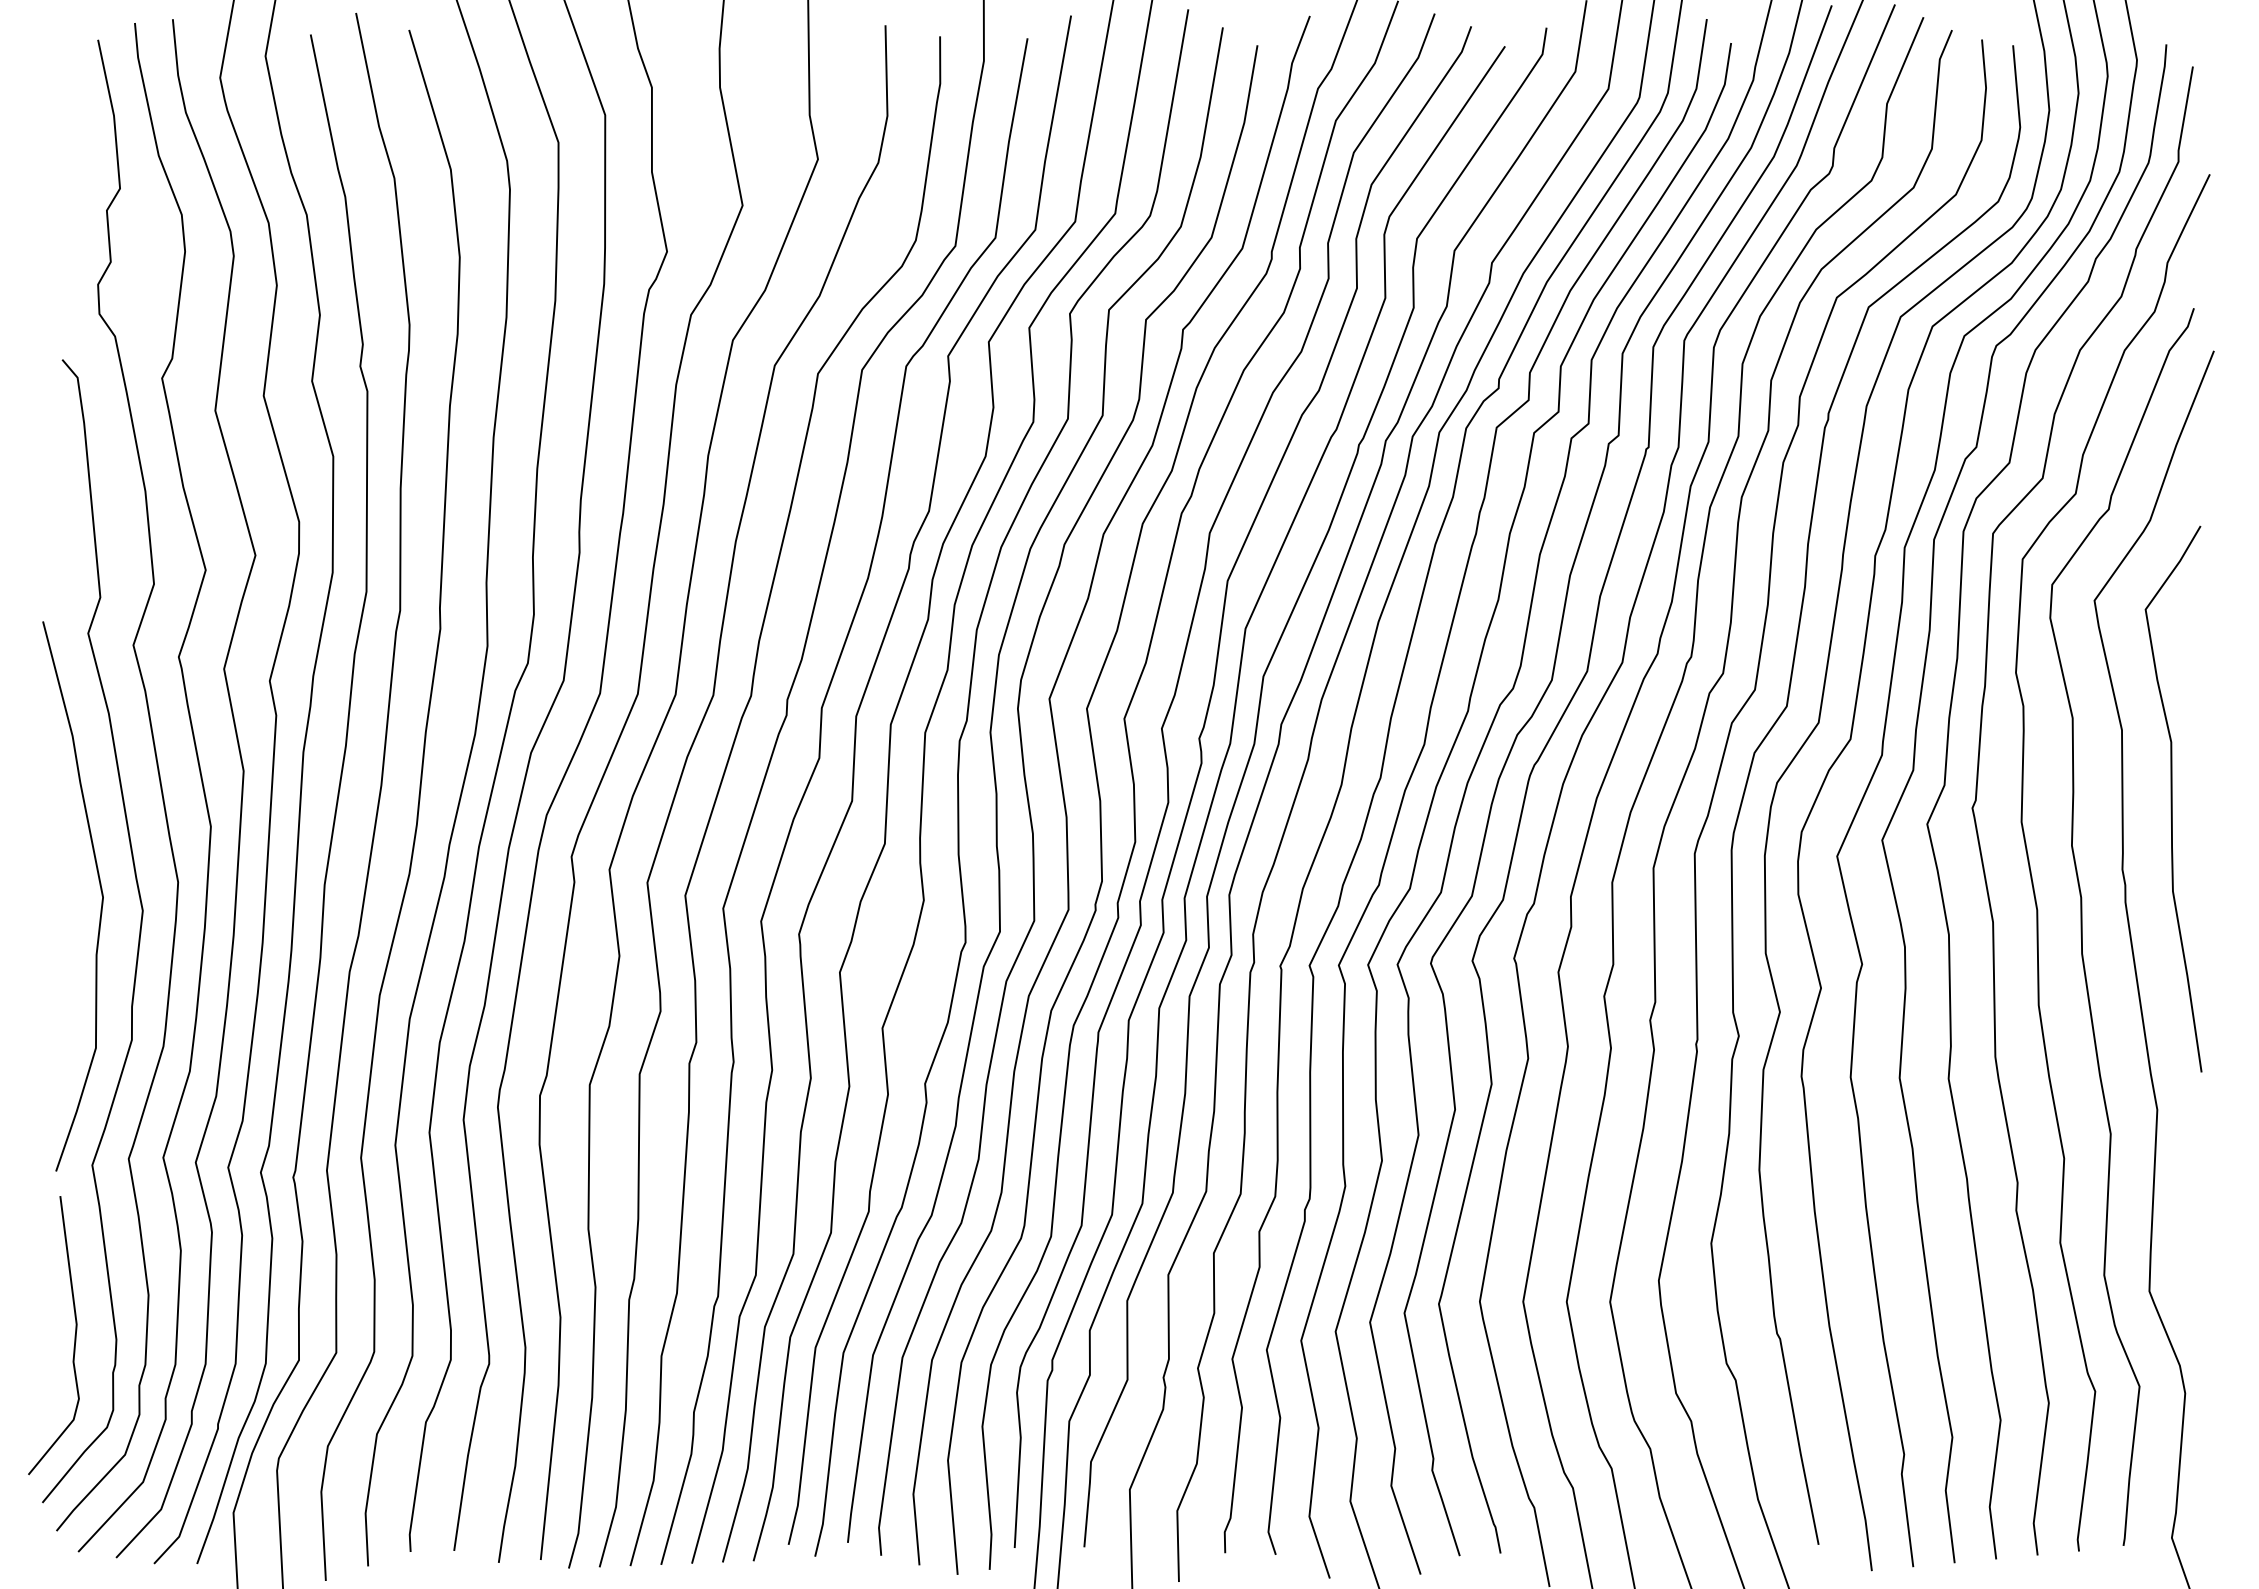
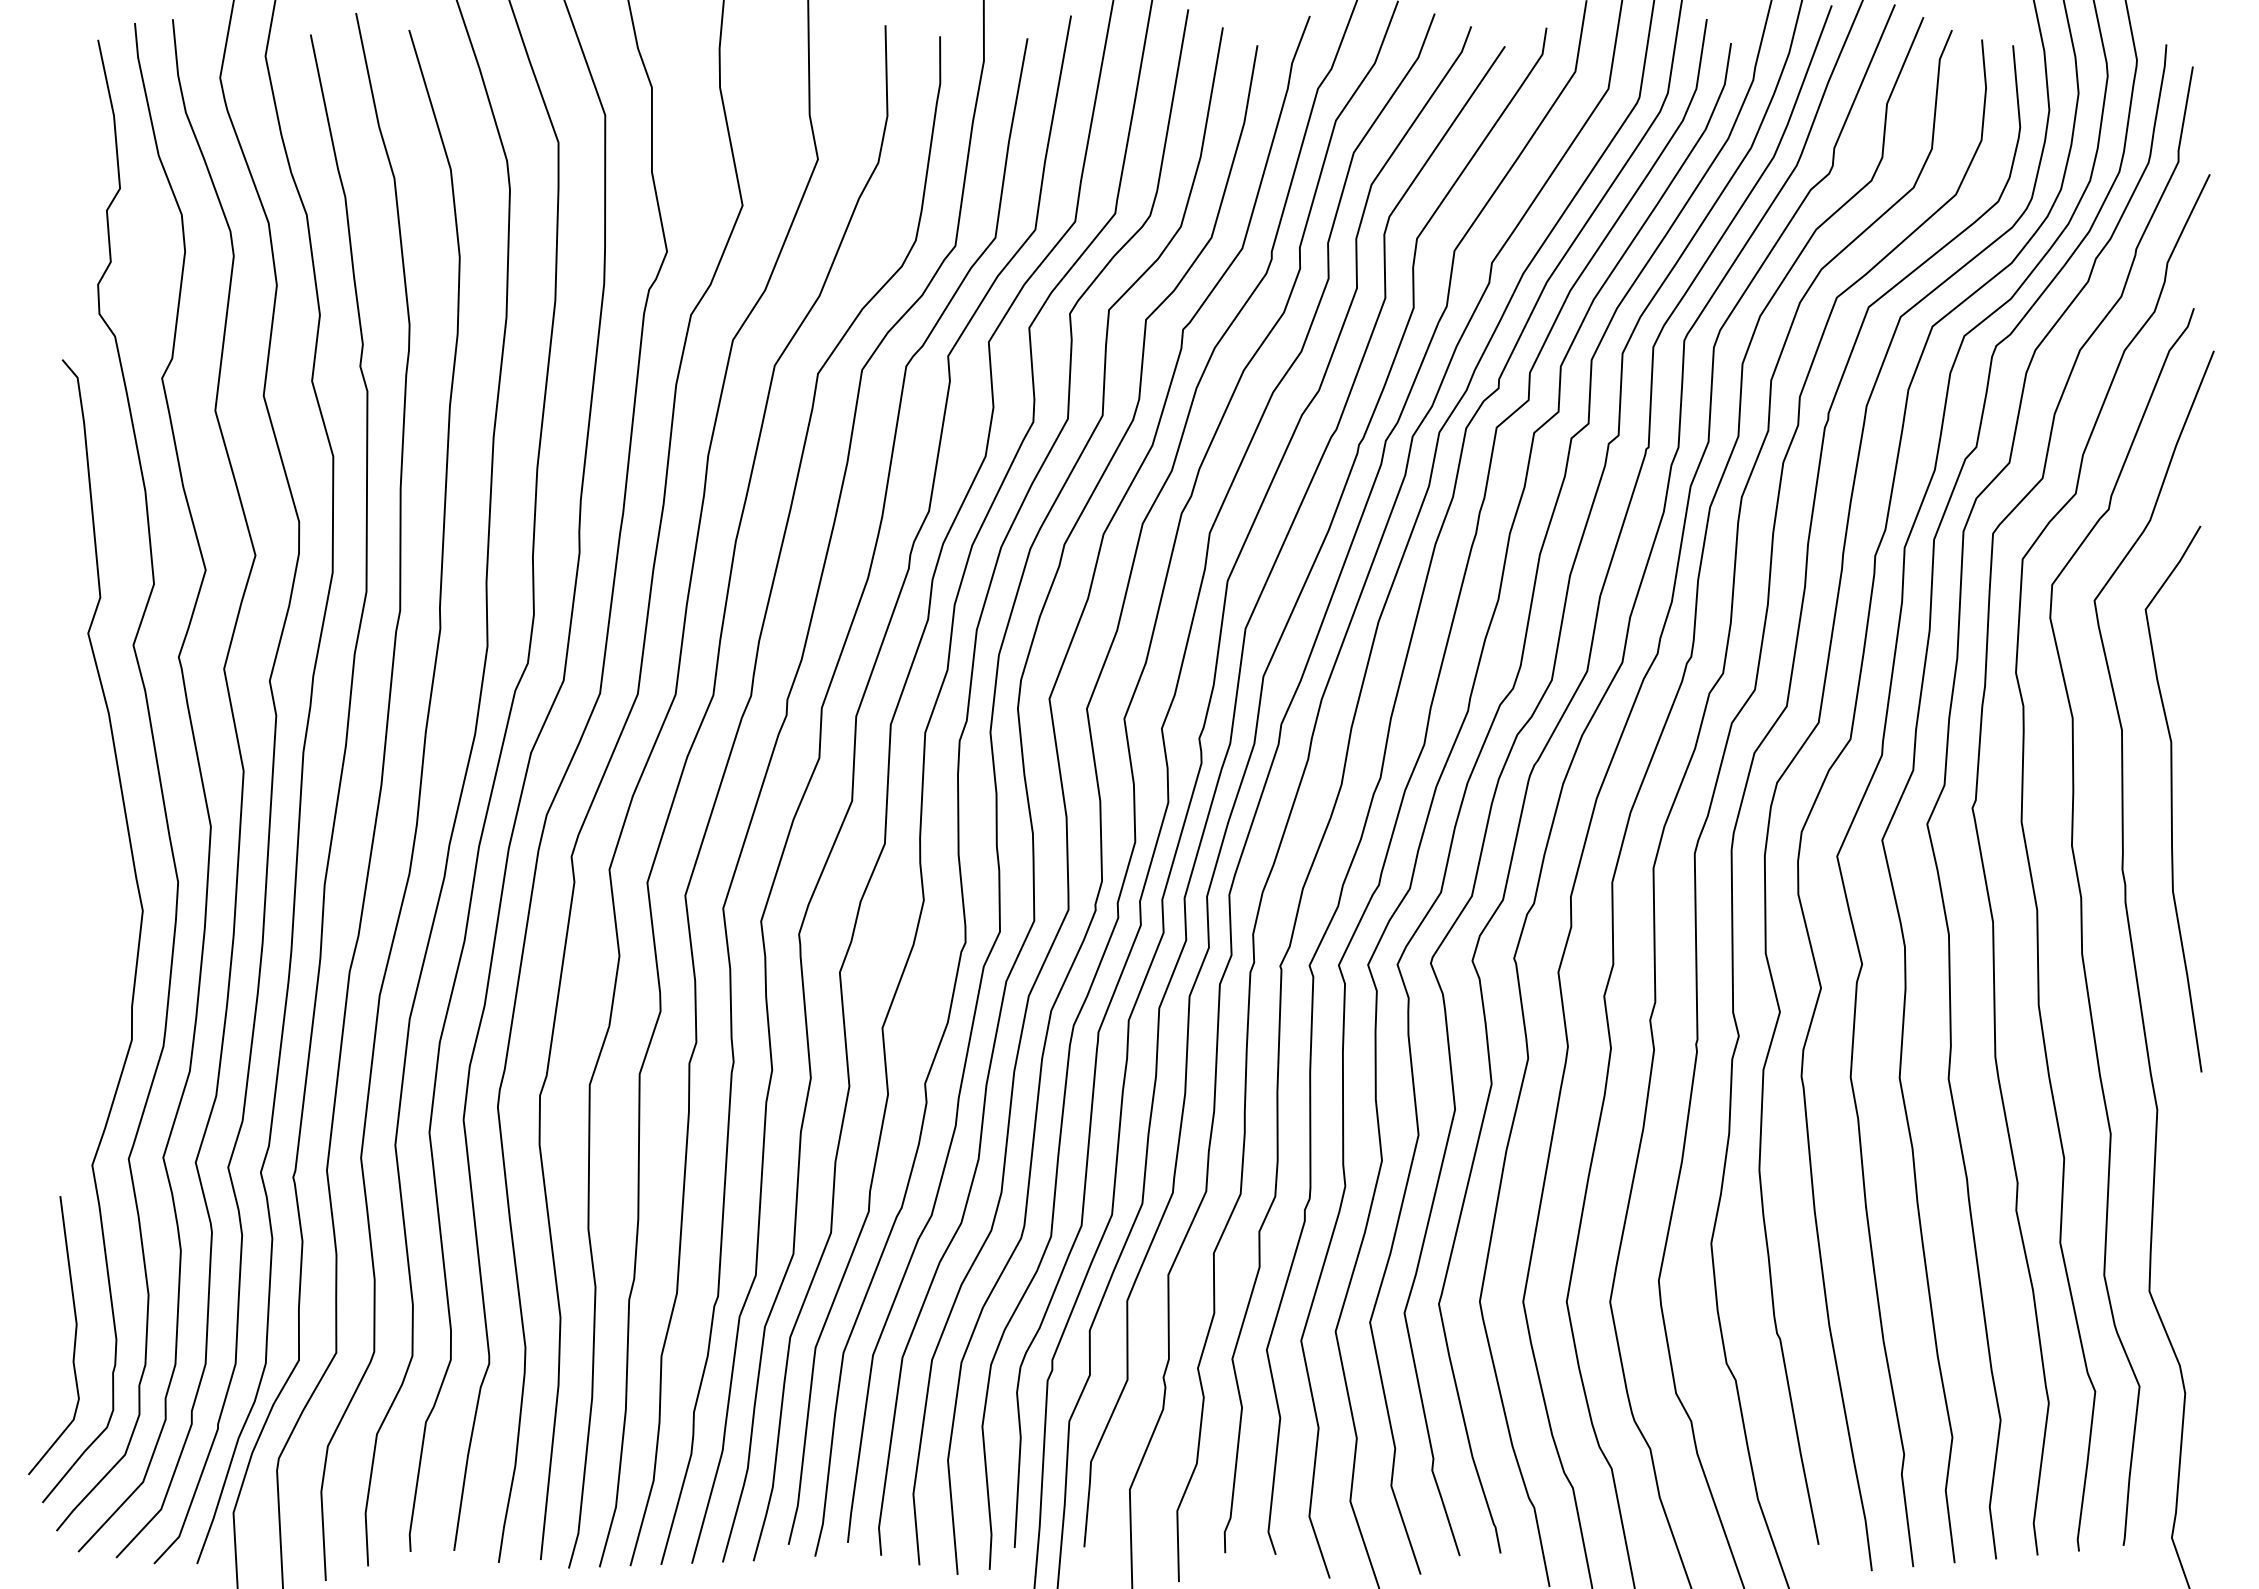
curve: present -> none (100, 890)
